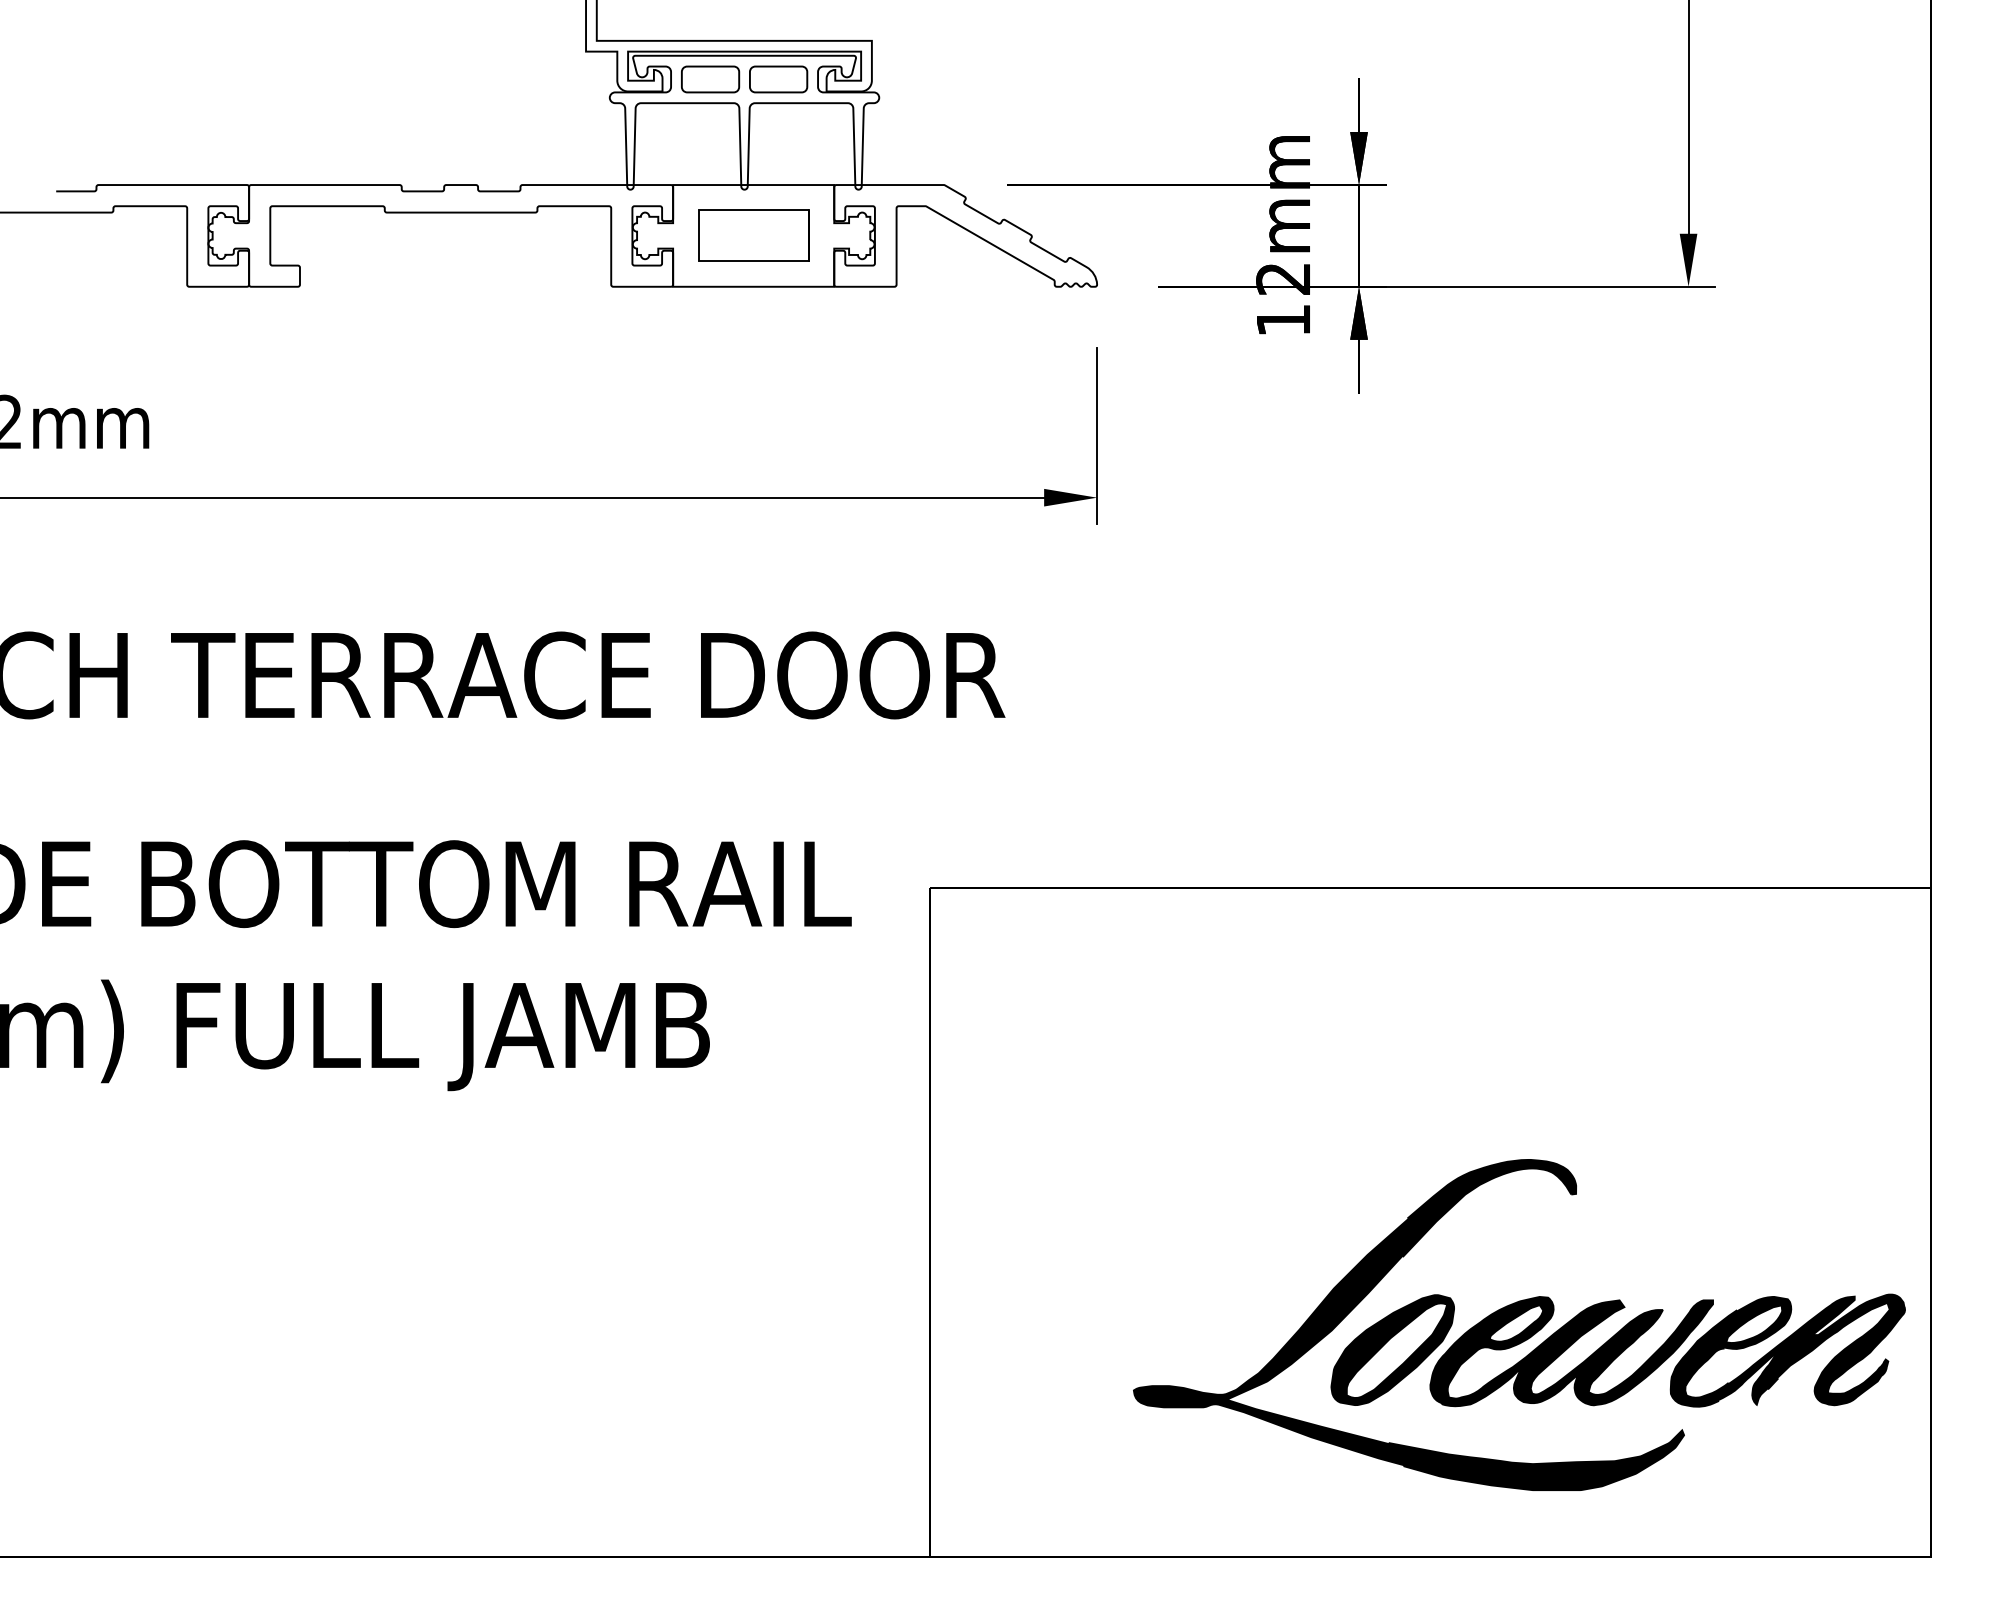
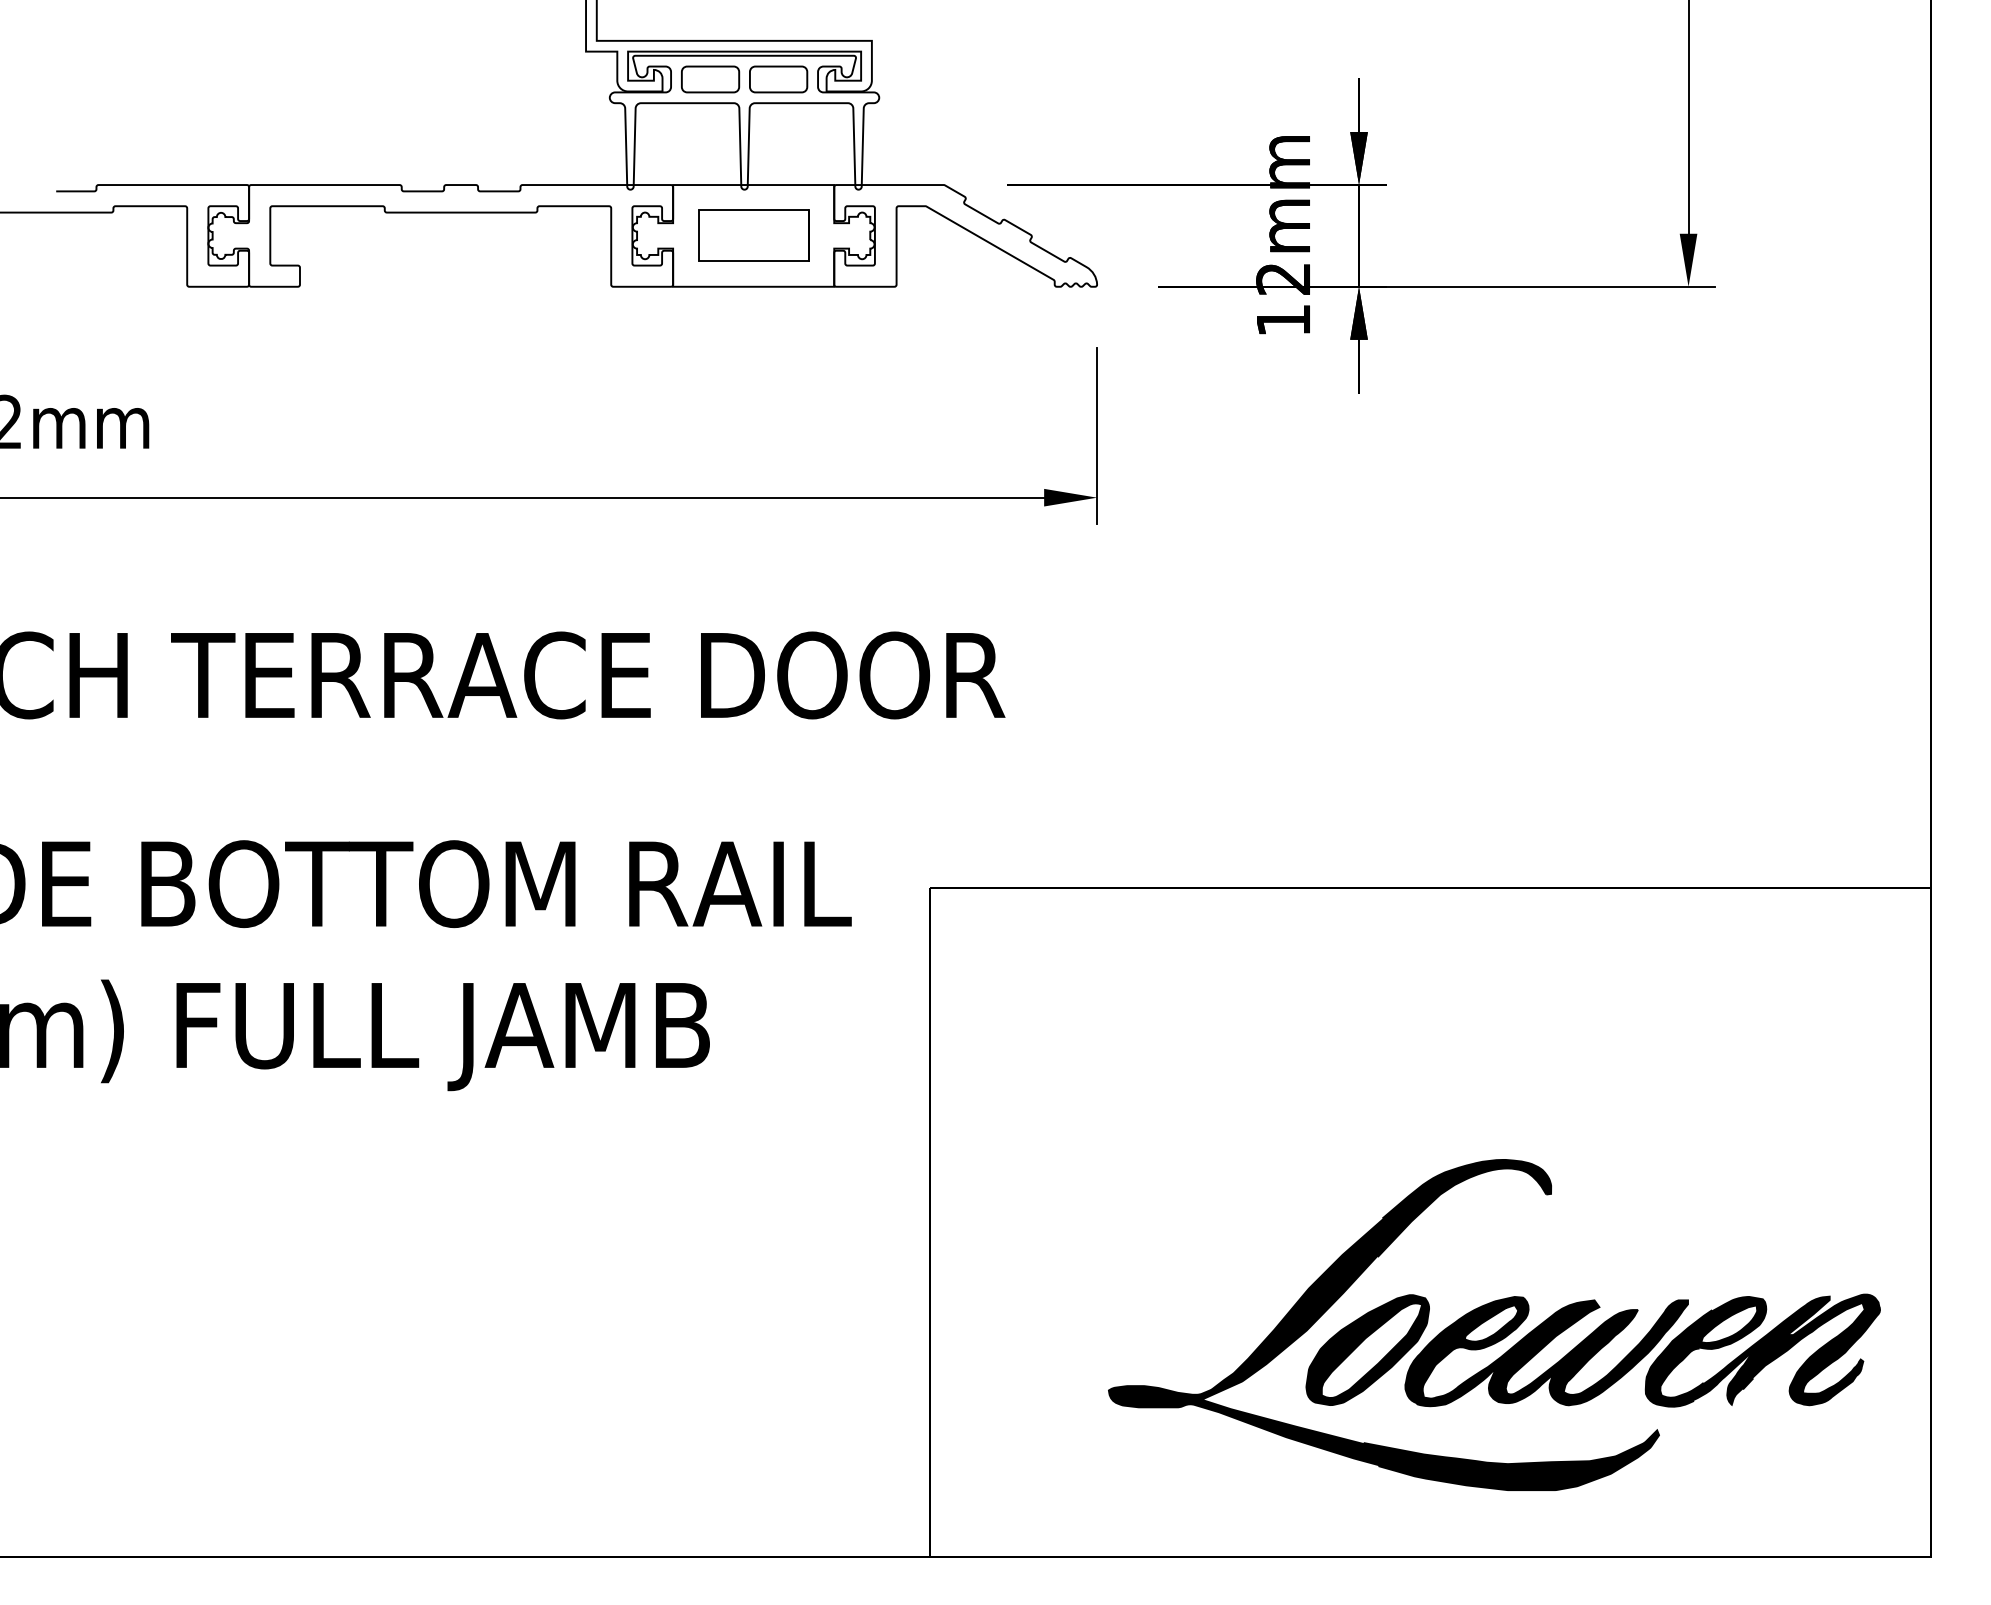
part position: (1519, 1324) -> (1494, 1324) (1494, 1324)
